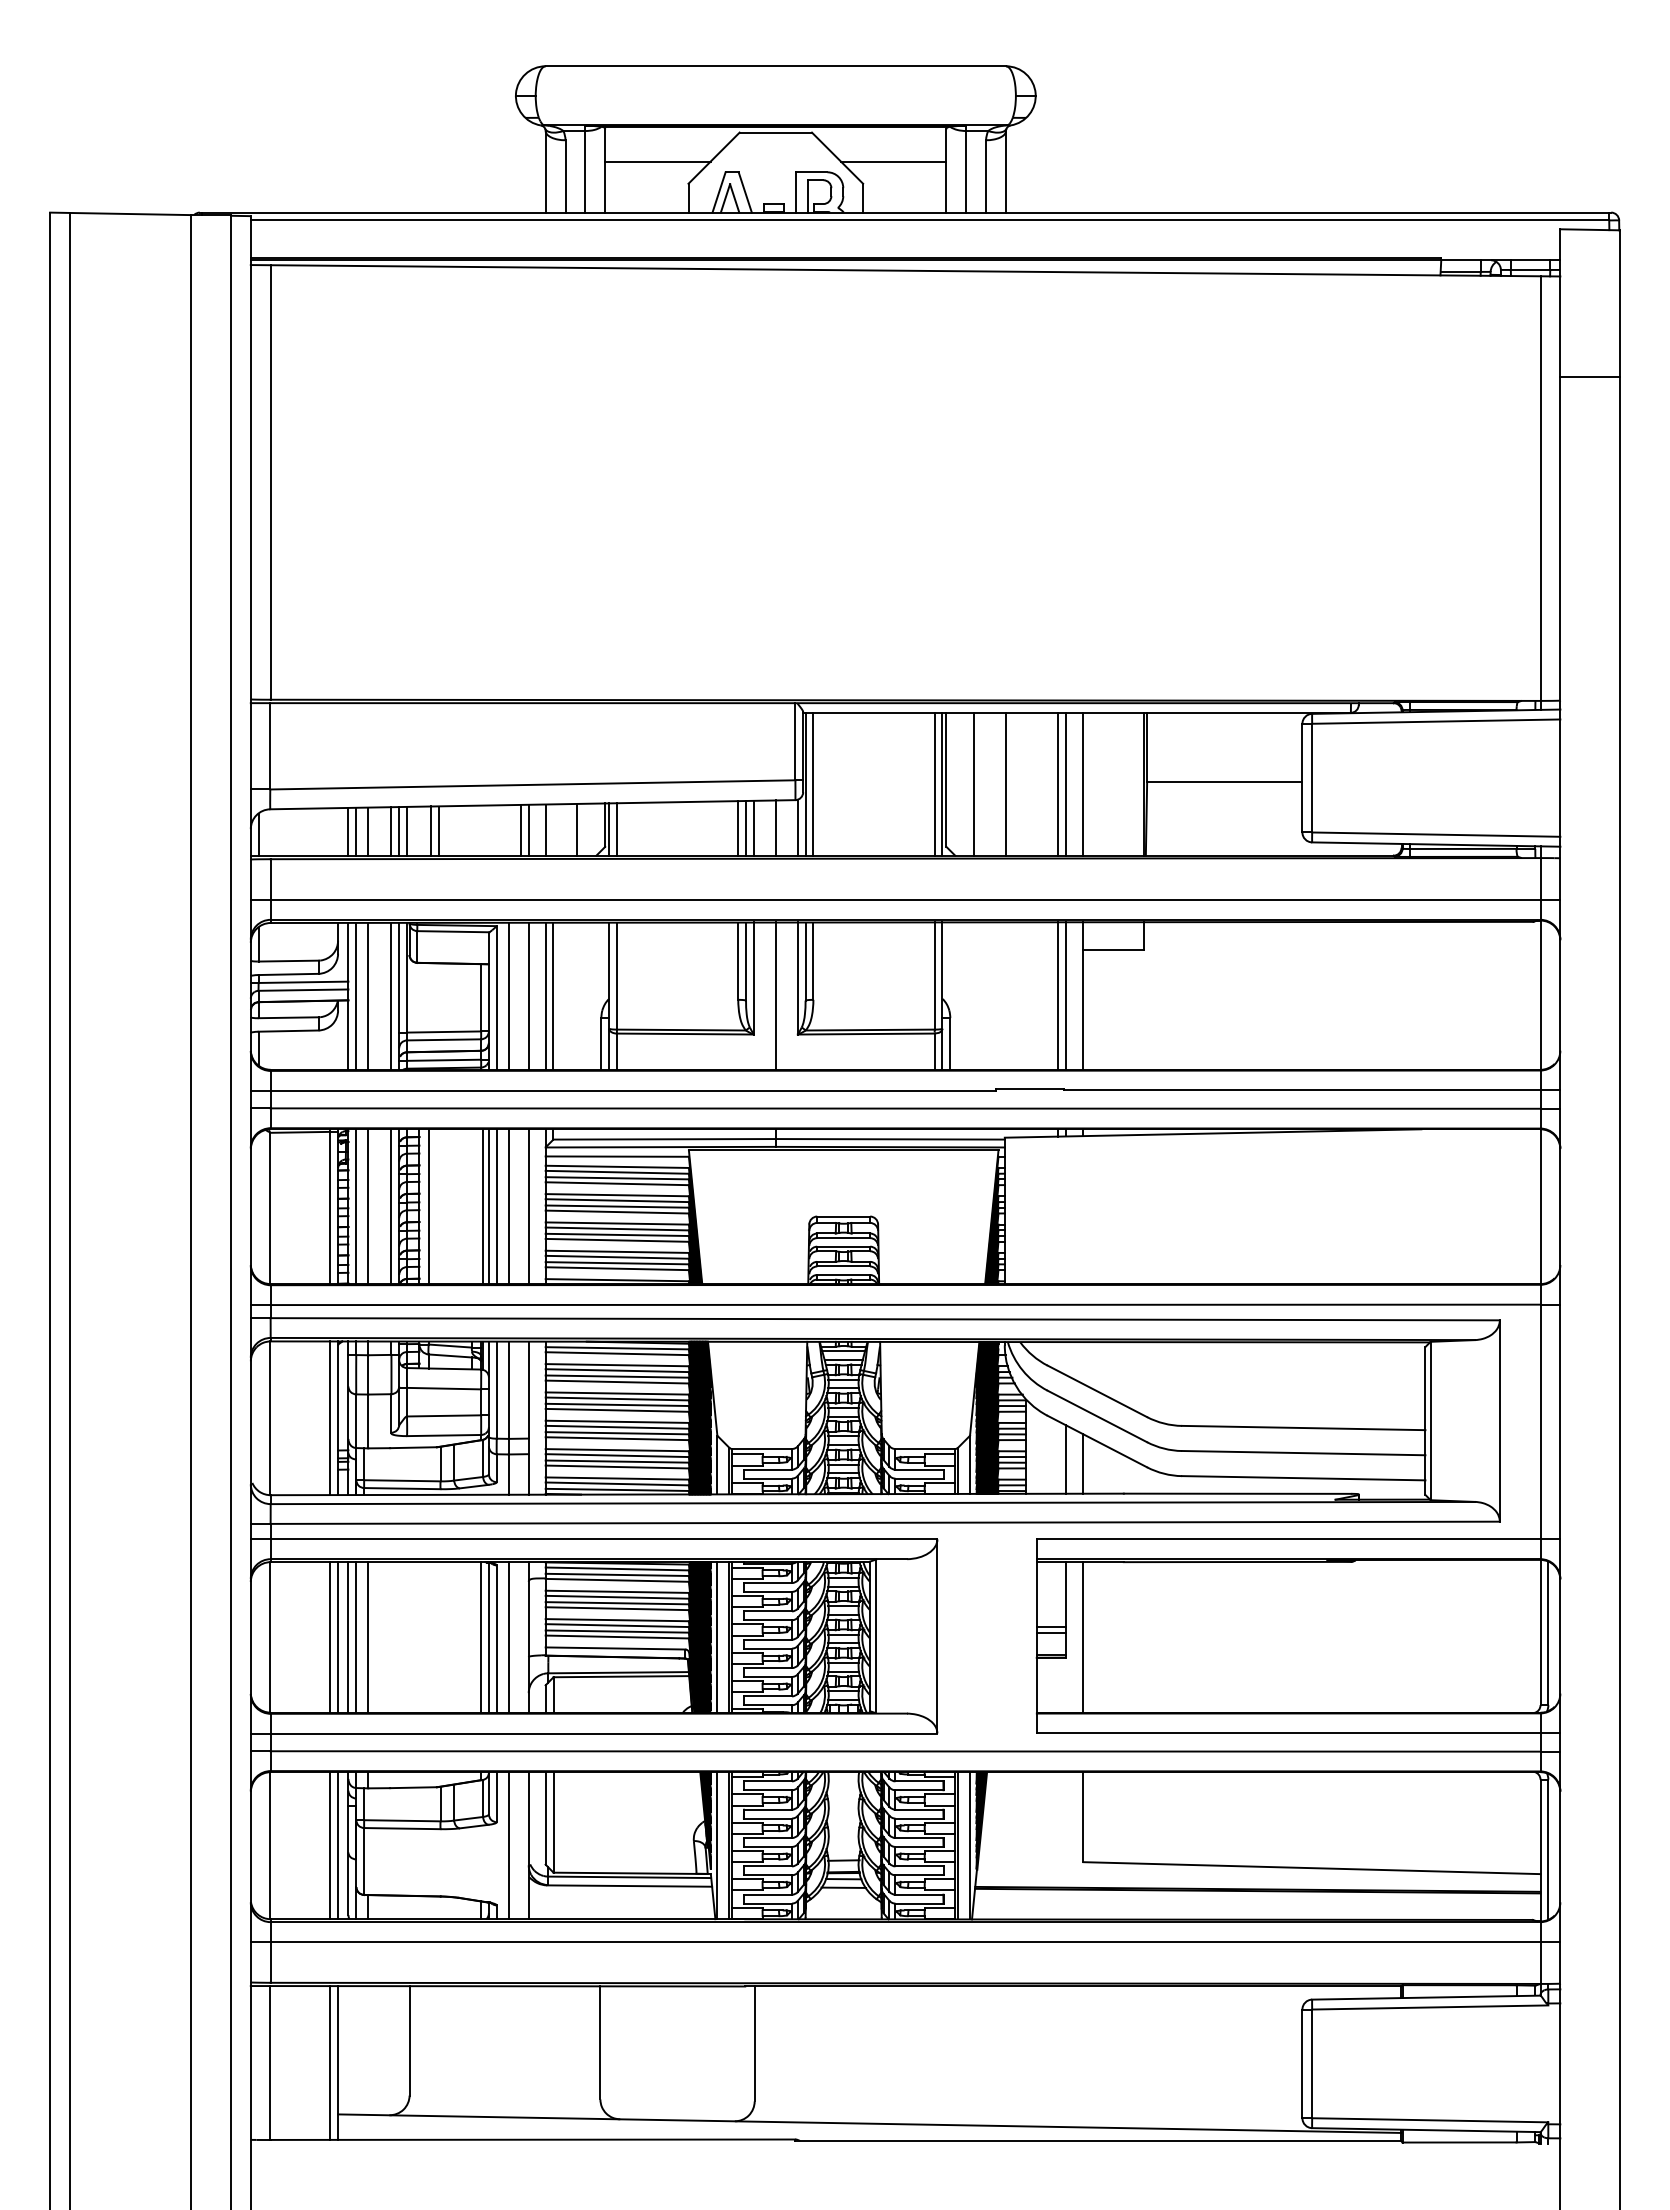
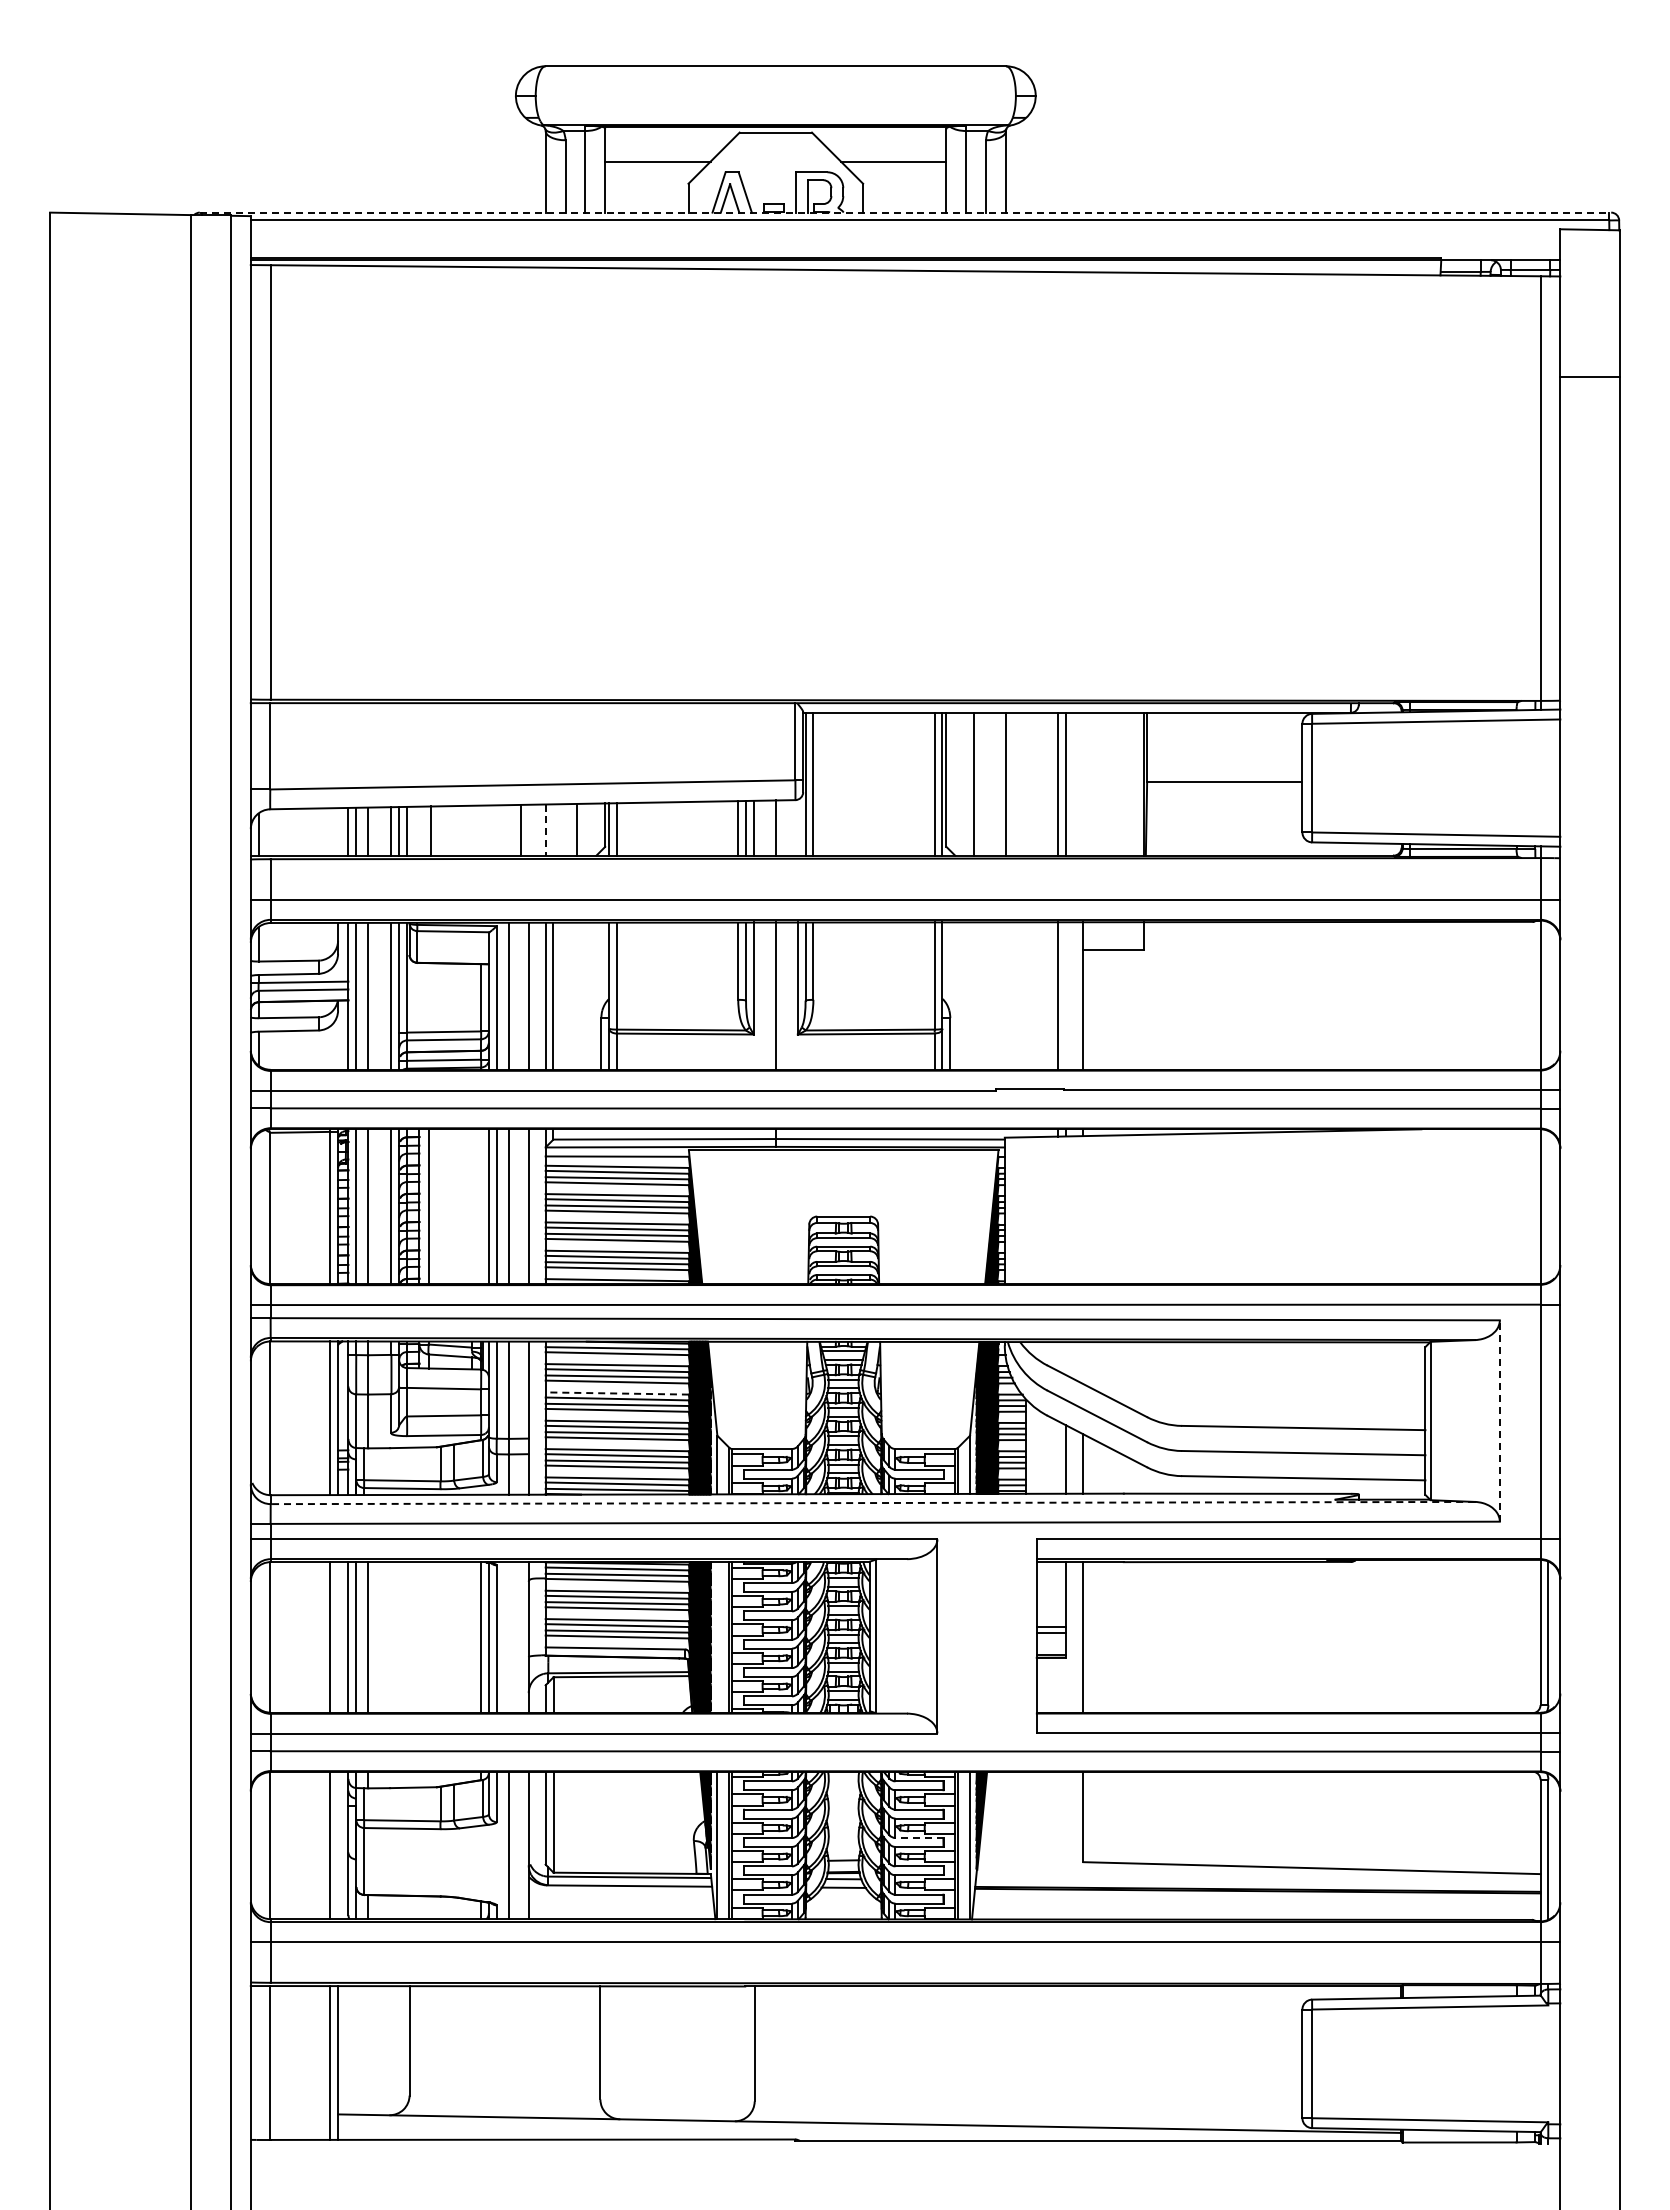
line: solid -> dashed (905, 212)
line: present -> none (1083, 783)
line: present -> none (797, 827)
line: present -> none (528, 829)
line: present -> none (438, 830)
line: solid -> dashed (545, 830)
line: present -> none (1065, 995)
line: present -> none (483, 1206)
line: present -> none (69, 1209)
line: solid -> dashed (617, 1393)
line: solid -> dashed (1499, 1420)
line: solid -> dashed (872, 1503)
line: present -> none (338, 1637)
line: present -> none (508, 1637)
line: present -> none (717, 1637)
line: solid -> dashed (919, 1838)
line: present -> none (338, 1845)
